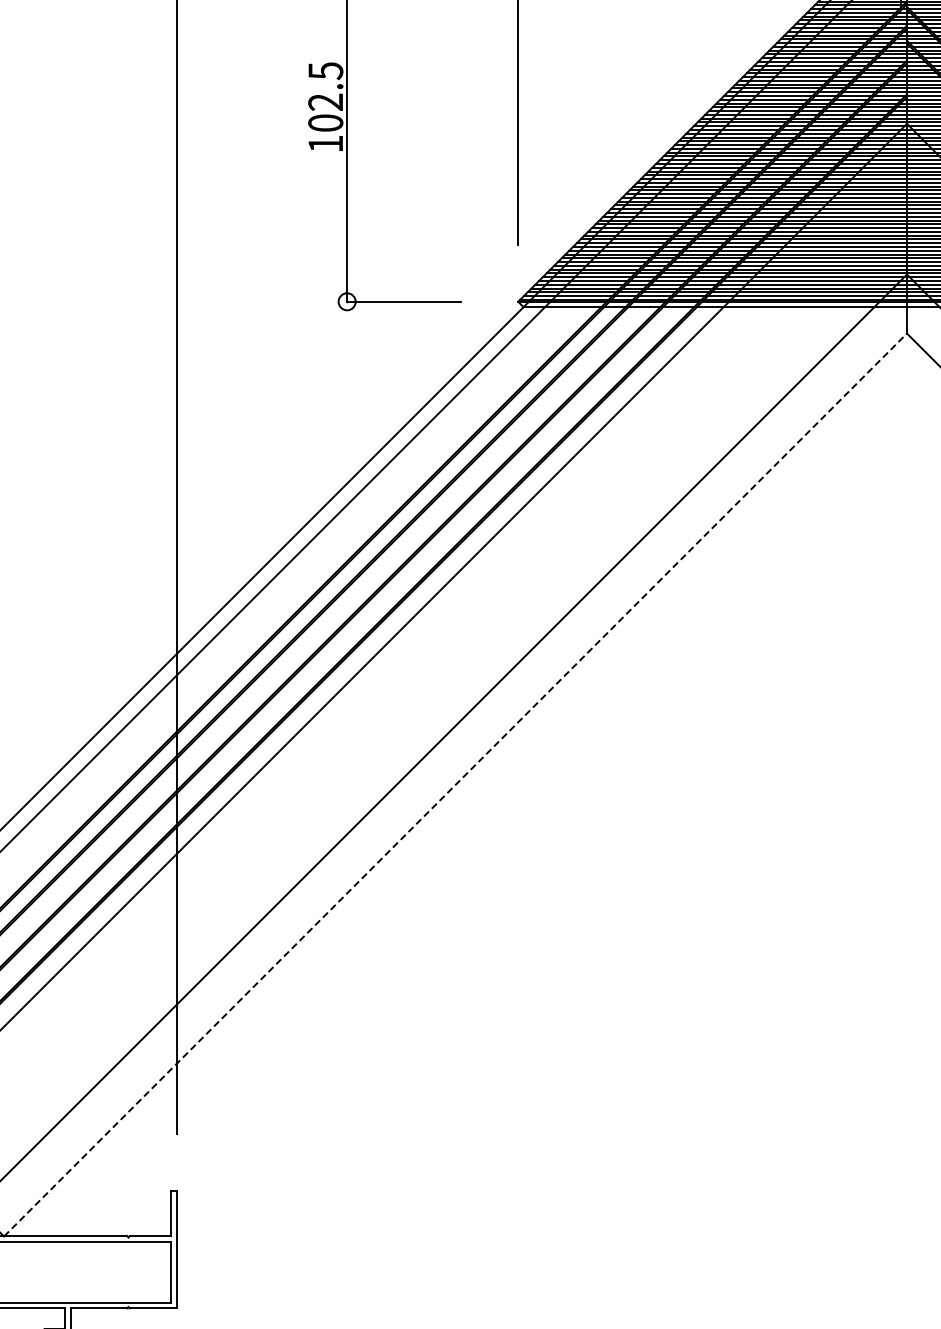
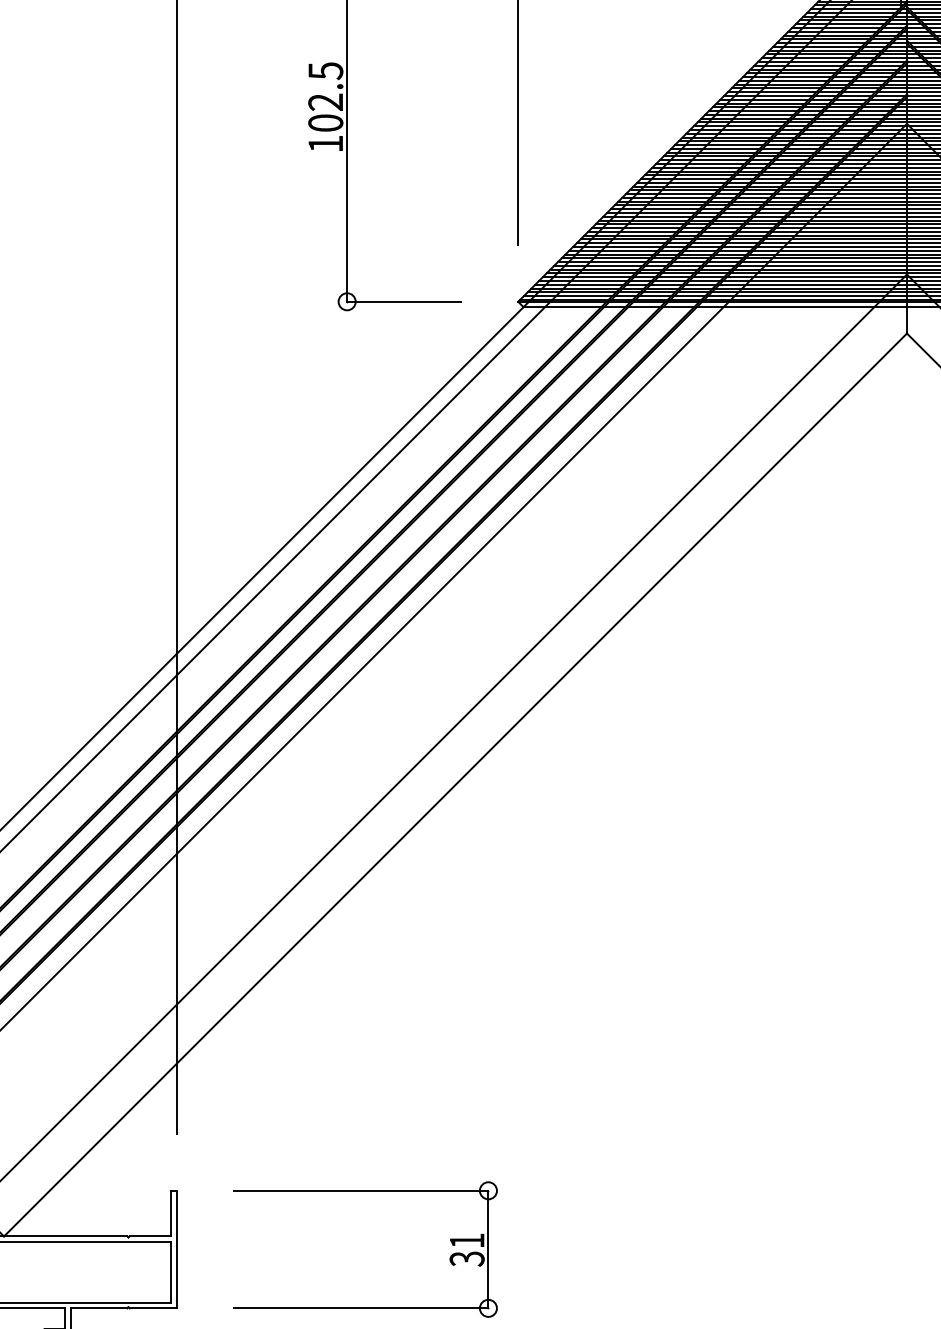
line: dashed -> solid (455, 784)
part: none -> present (365, 1191)
